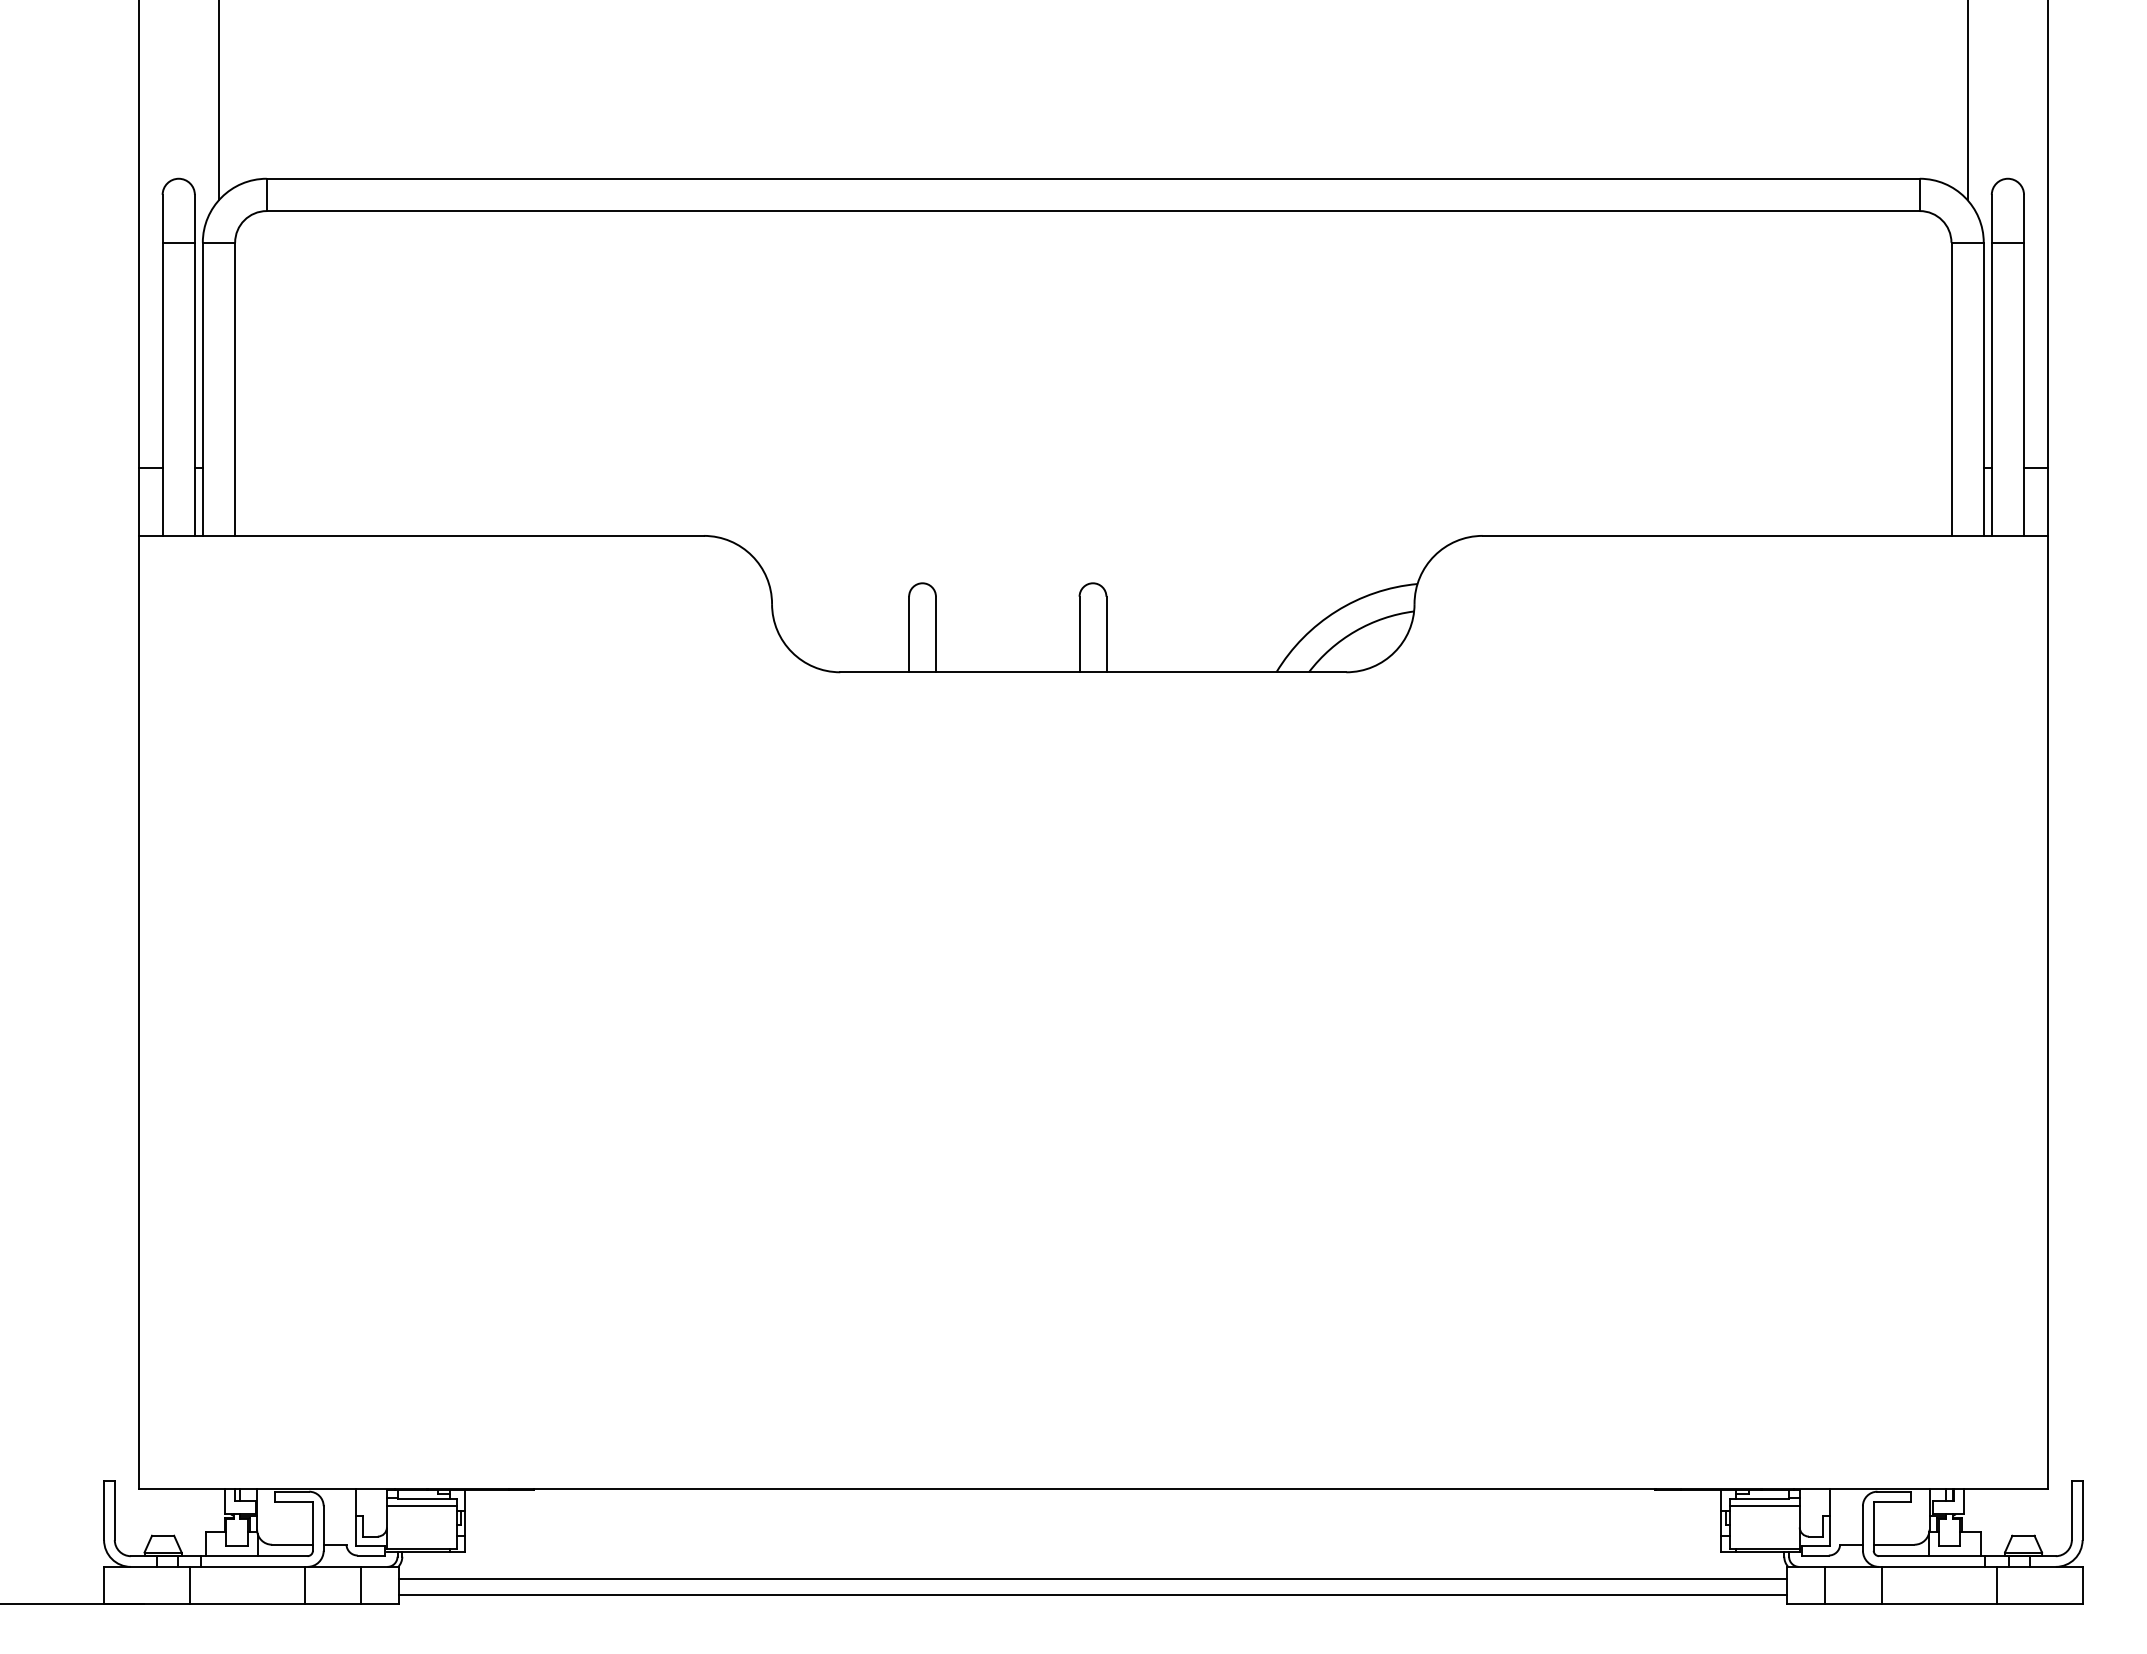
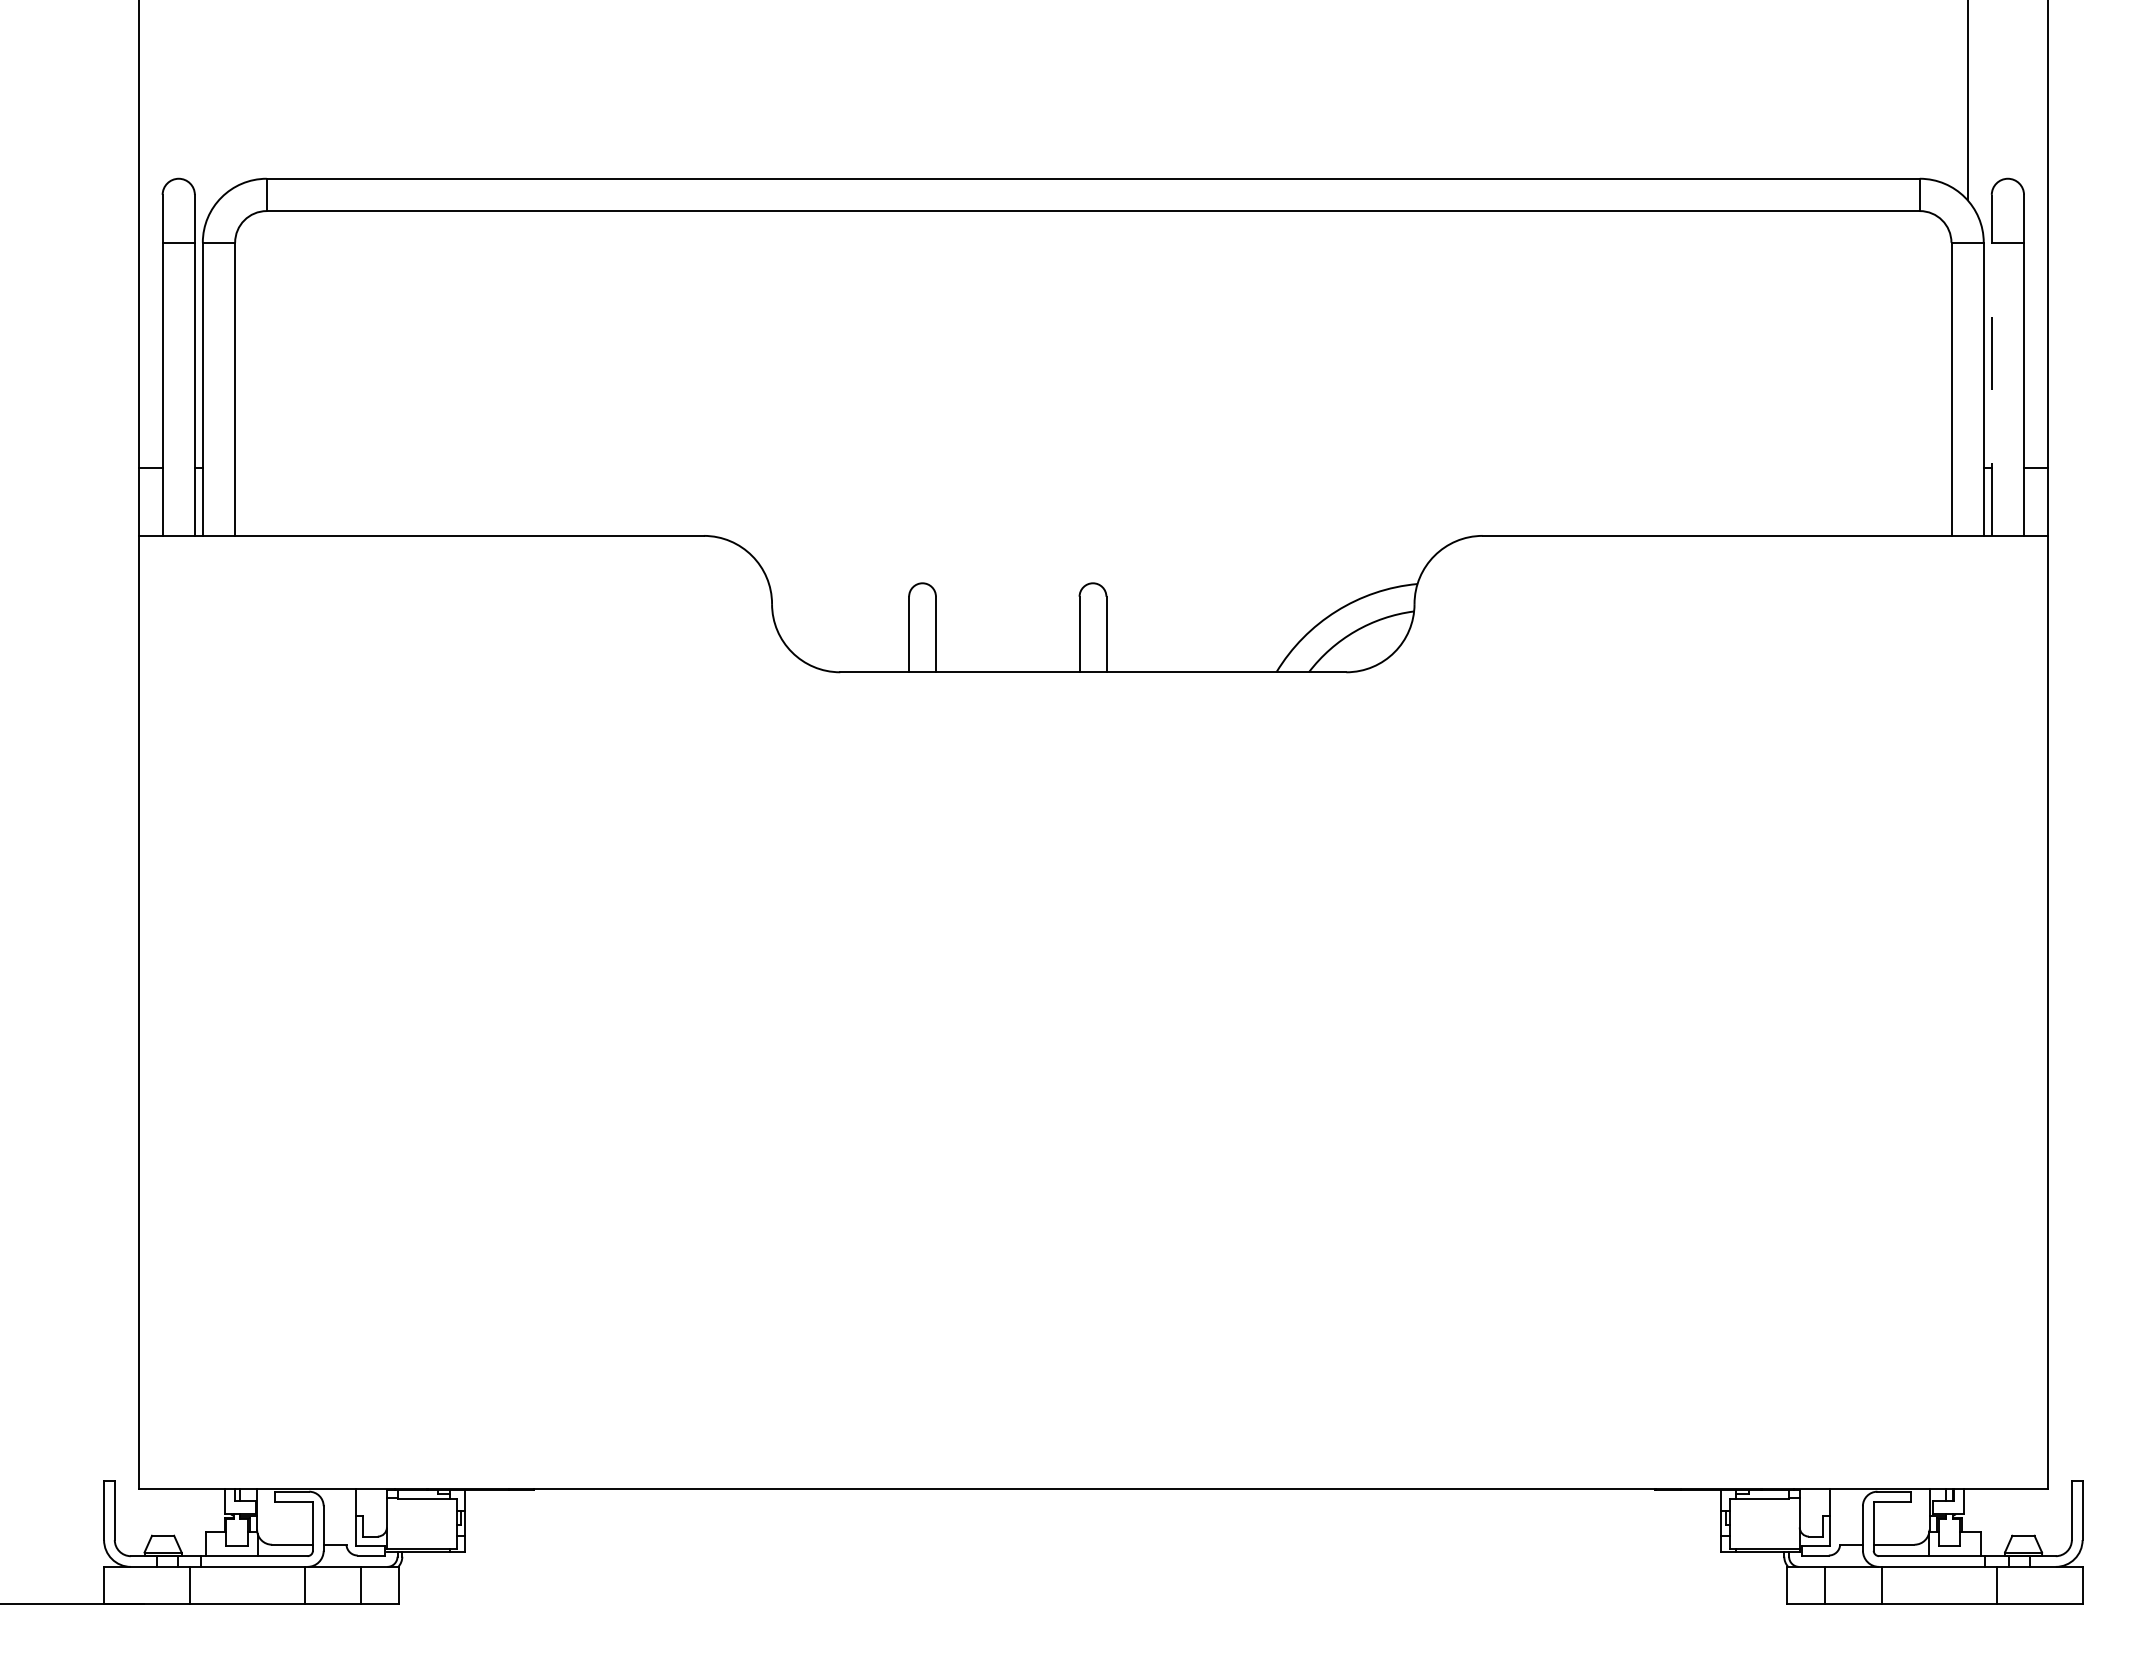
line: present -> none (219, 101)
line: solid -> dashed (1991, 364)
line: present -> none (421, 1505)
line: present -> none (1764, 1505)
line: present -> none (1093, 1578)
line: present -> none (1093, 1594)
